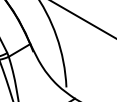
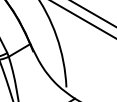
line: none -> present (93, 13)
